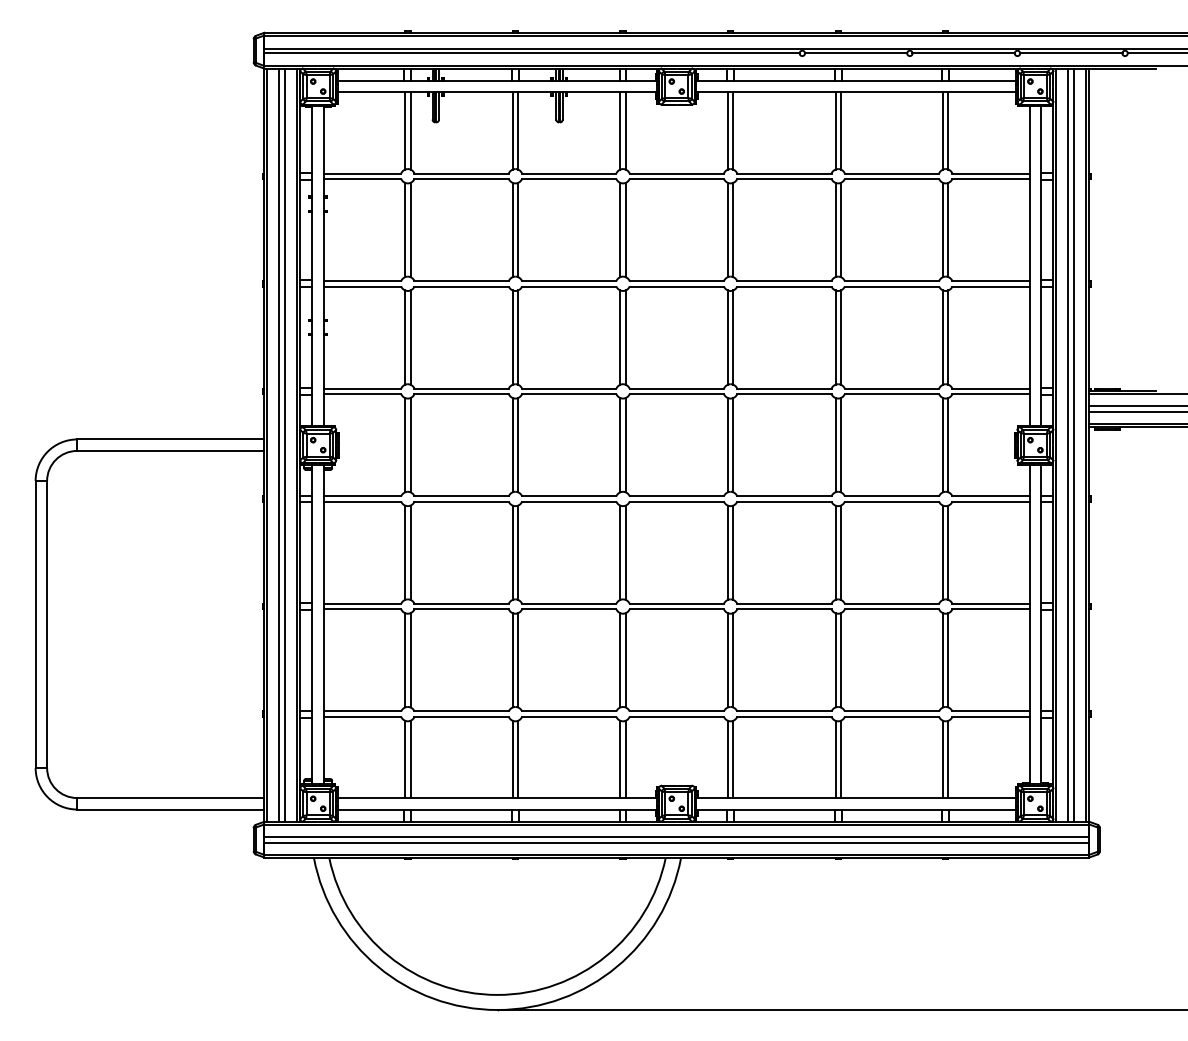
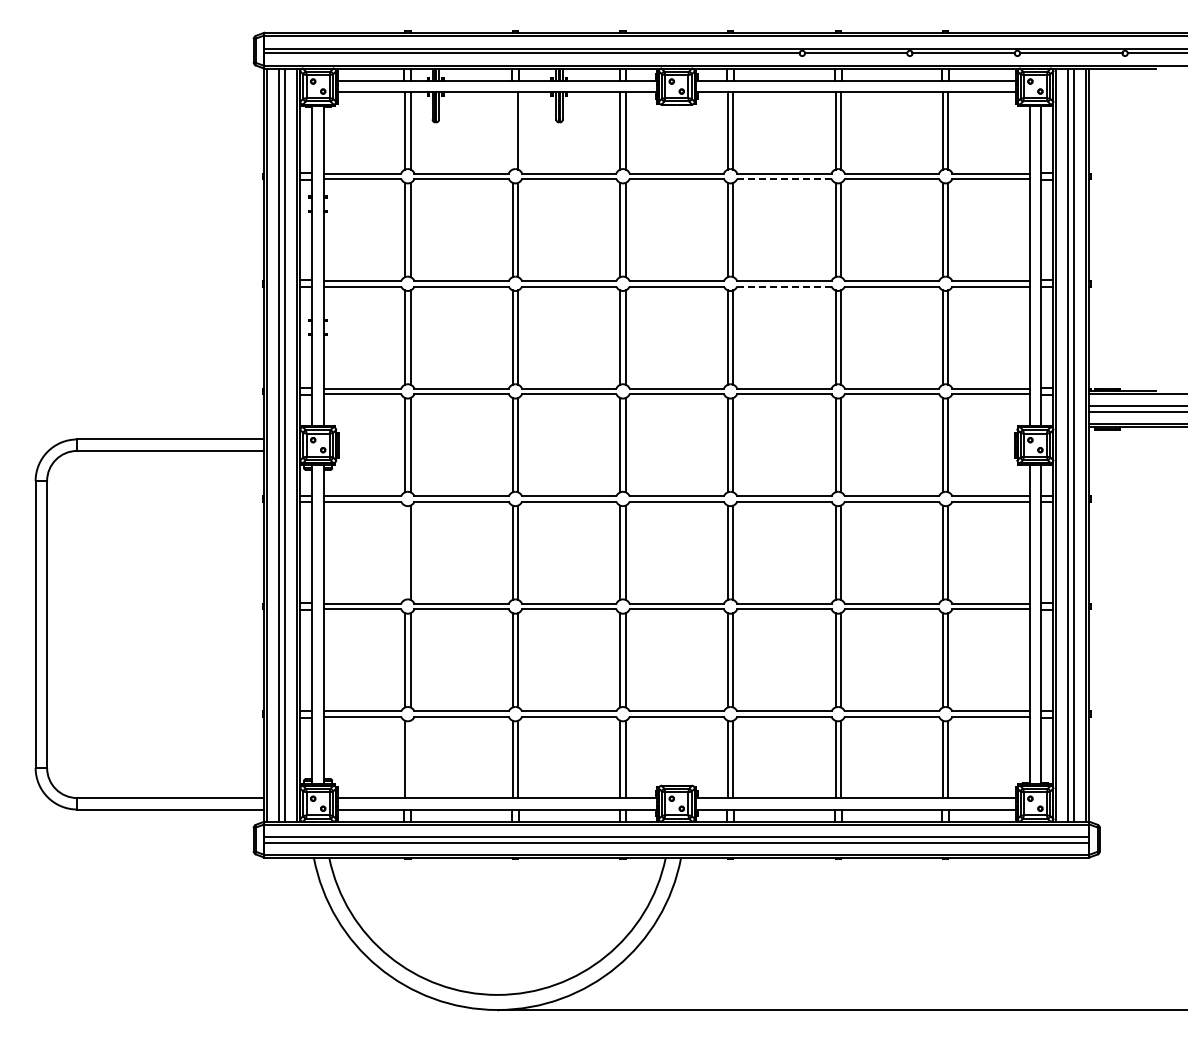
line: present -> none (512, 130)
line: solid -> dashed (784, 178)
line: solid -> dashed (784, 286)
line: present -> none (405, 552)
line: present -> none (410, 759)
